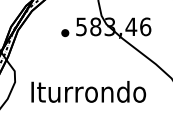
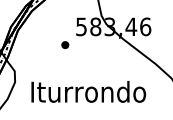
part position: (65, 33) -> (65, 45) (65, 45)
